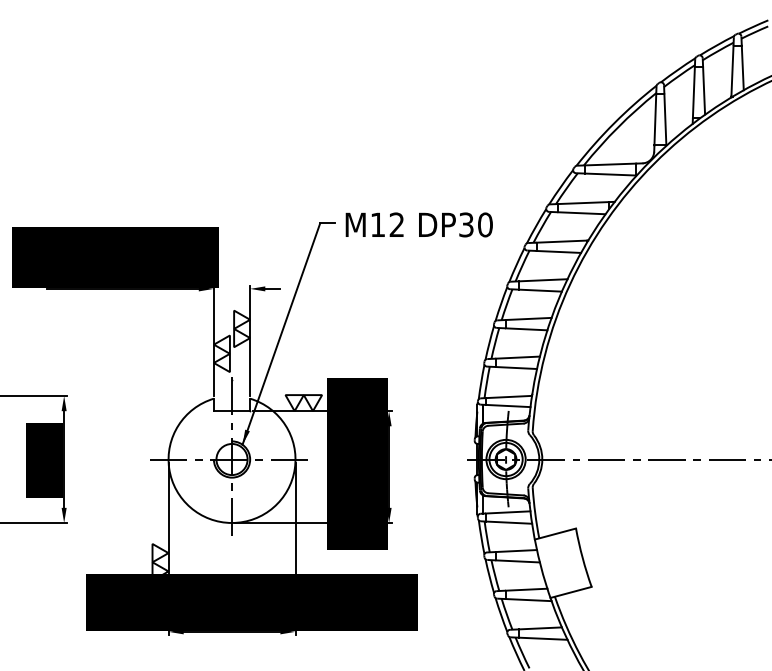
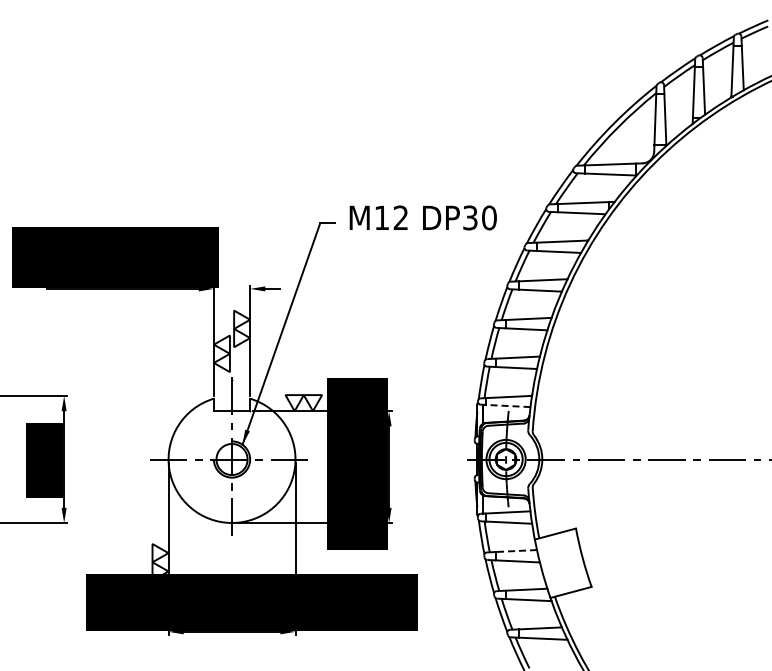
text position: (418, 224) -> (422, 217) (422, 217)
line: solid -> dashed (507, 405)
line: solid -> dashed (516, 551)
